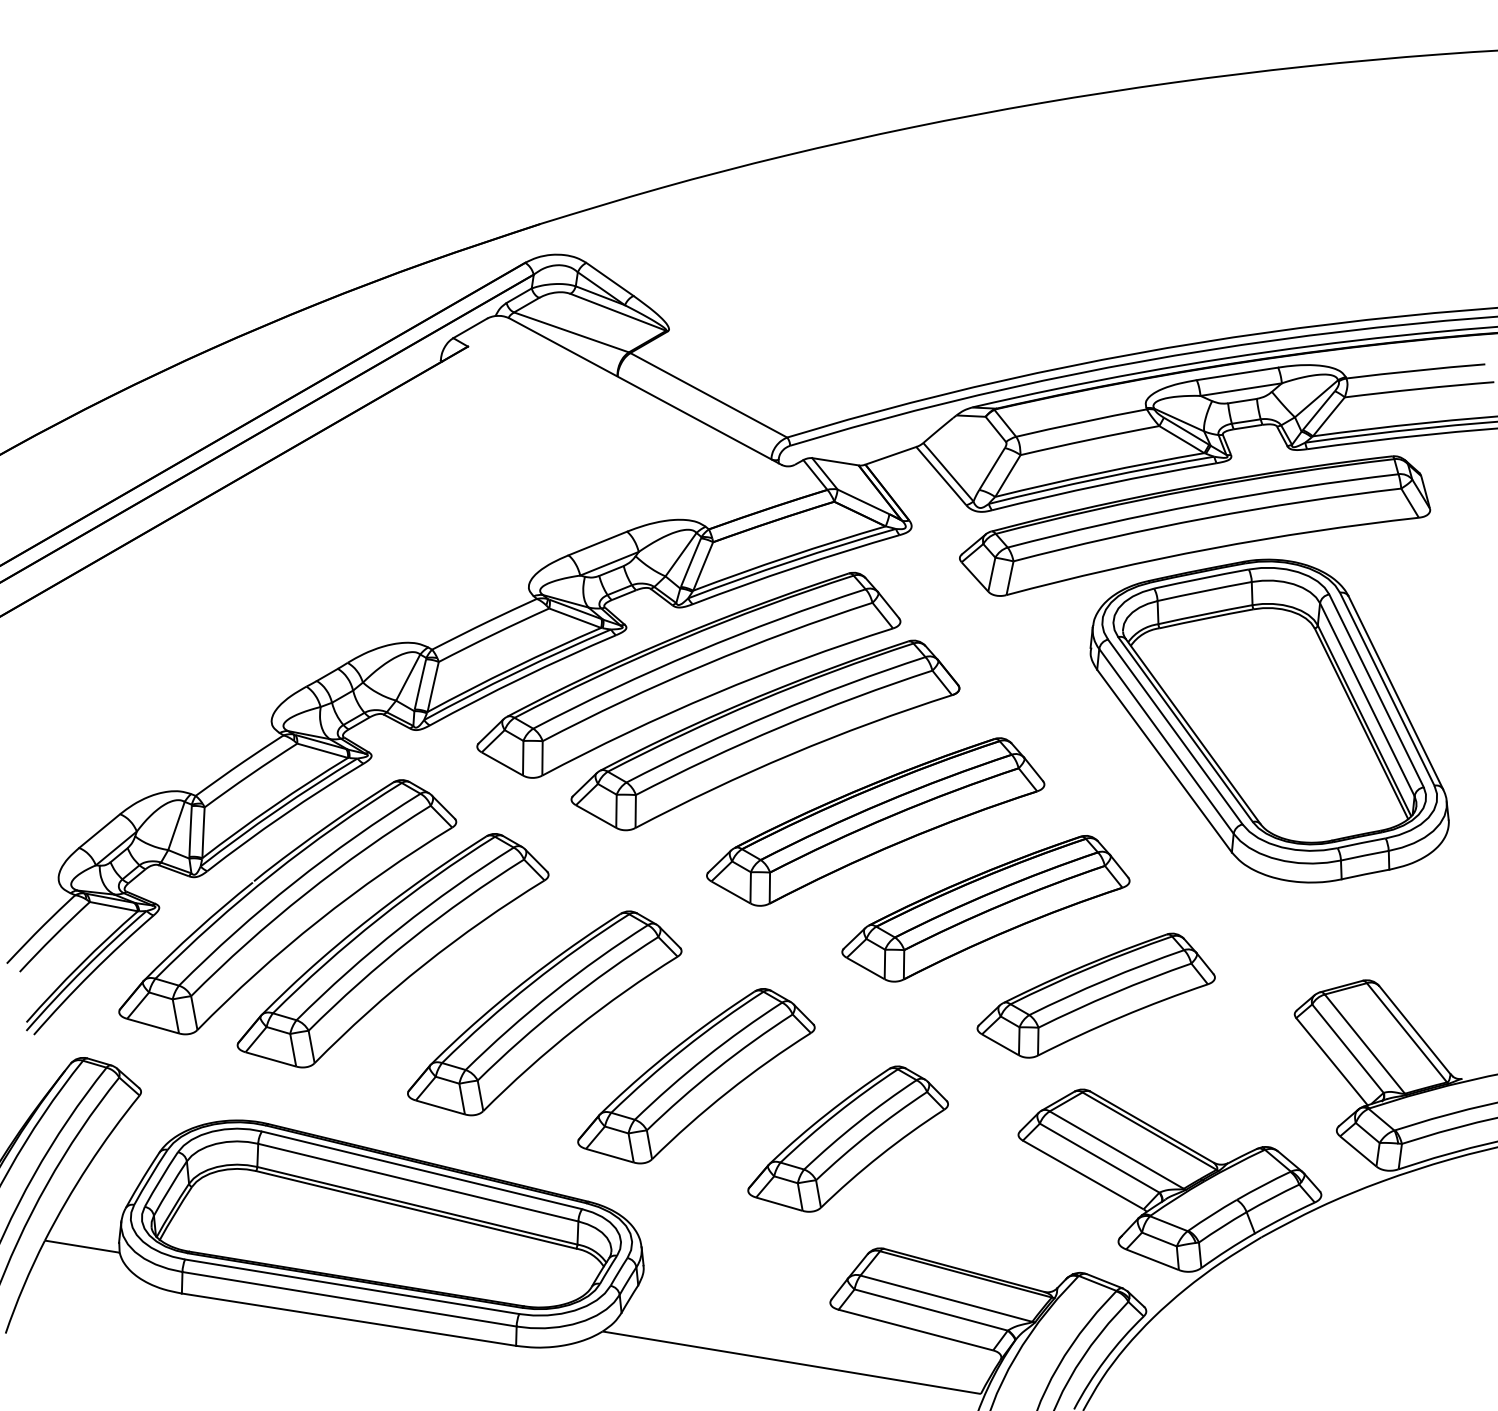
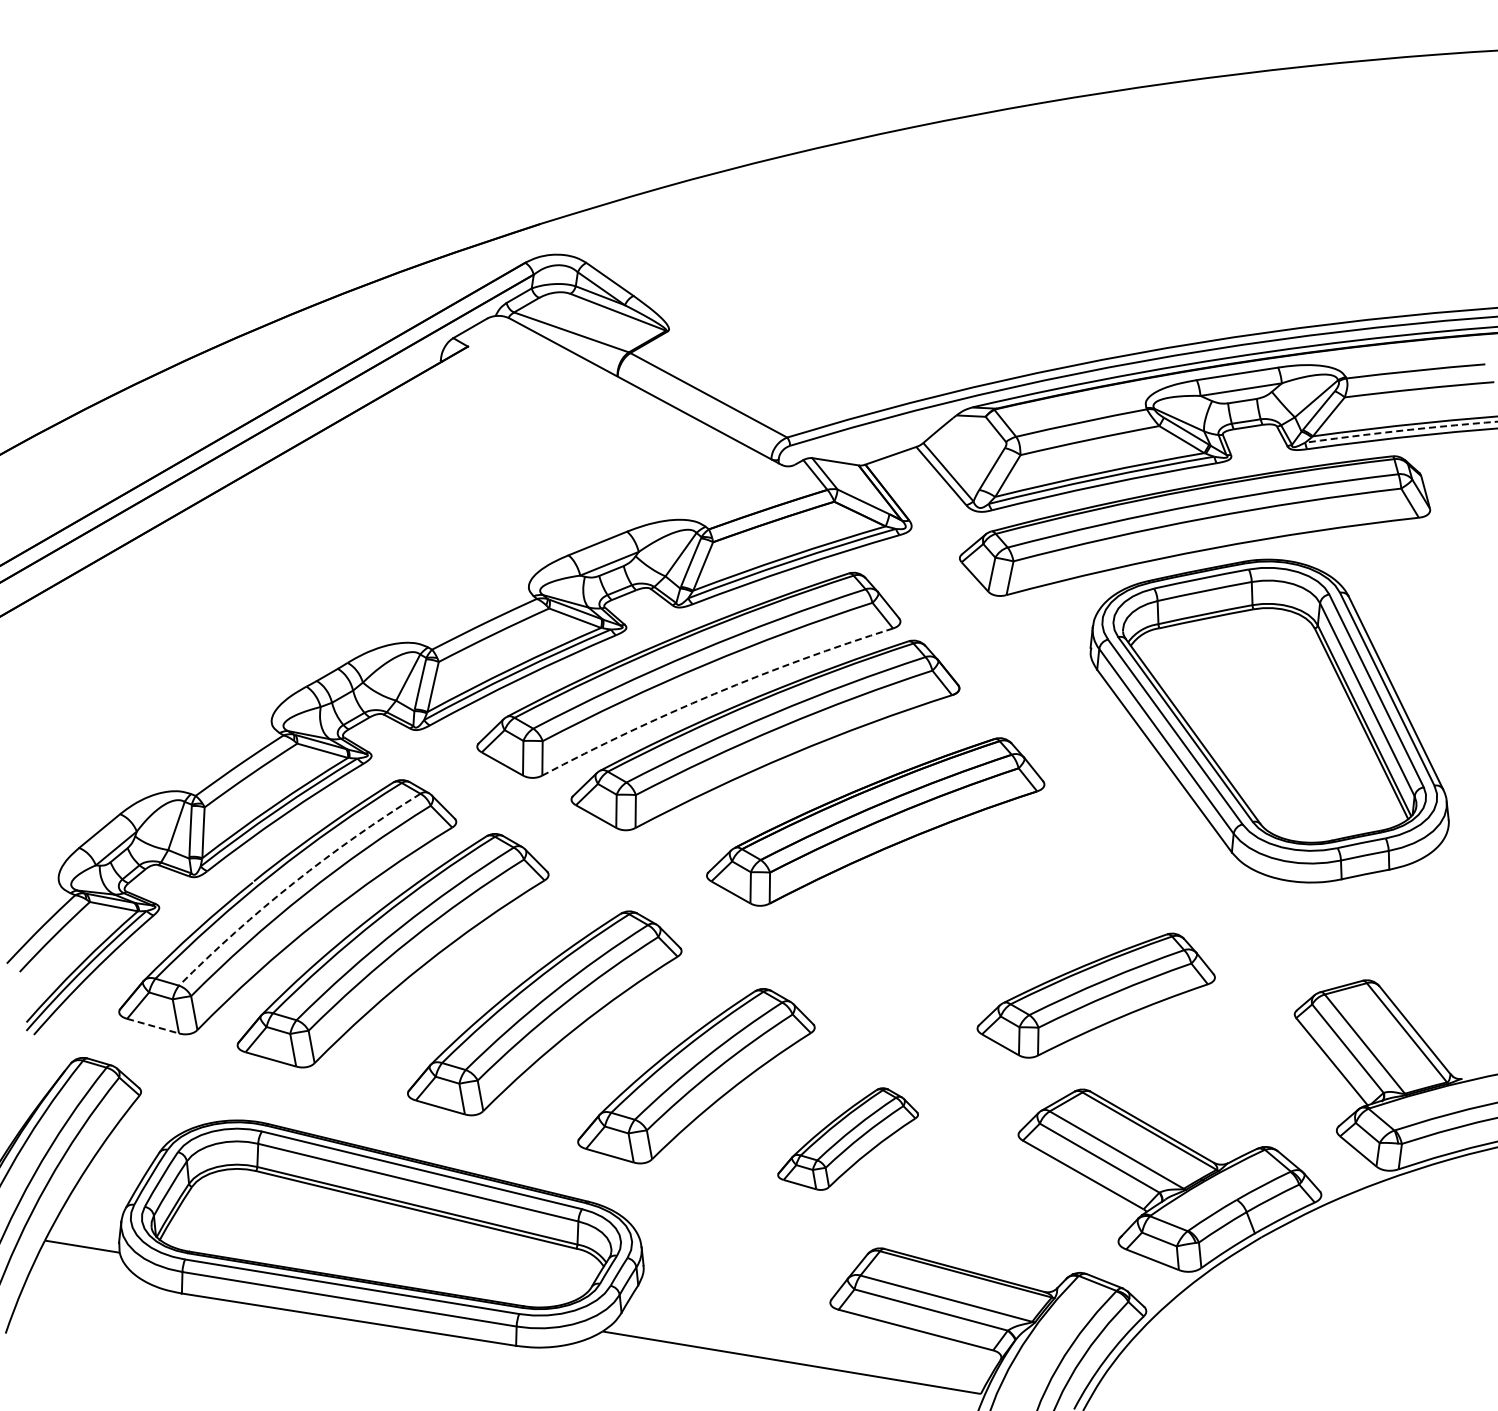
arc: solid -> dashed (1400, 430)
arc: solid -> dashed (714, 694)
arc: solid -> dashed (294, 882)
part: present -> none (985, 908)
line: solid -> dashed (153, 1026)
part size: 202x148 px -> 142x104 px (847, 1138)
